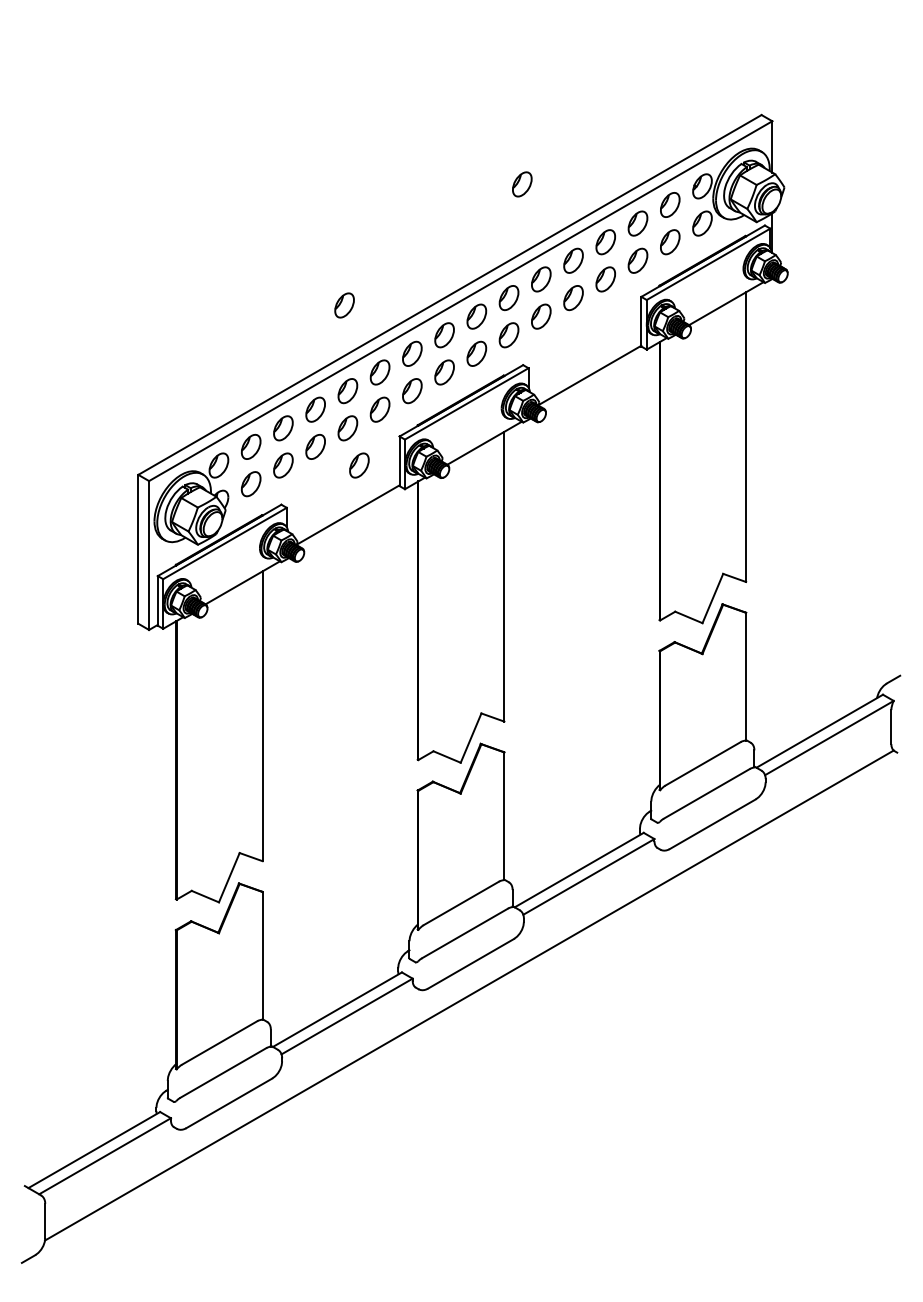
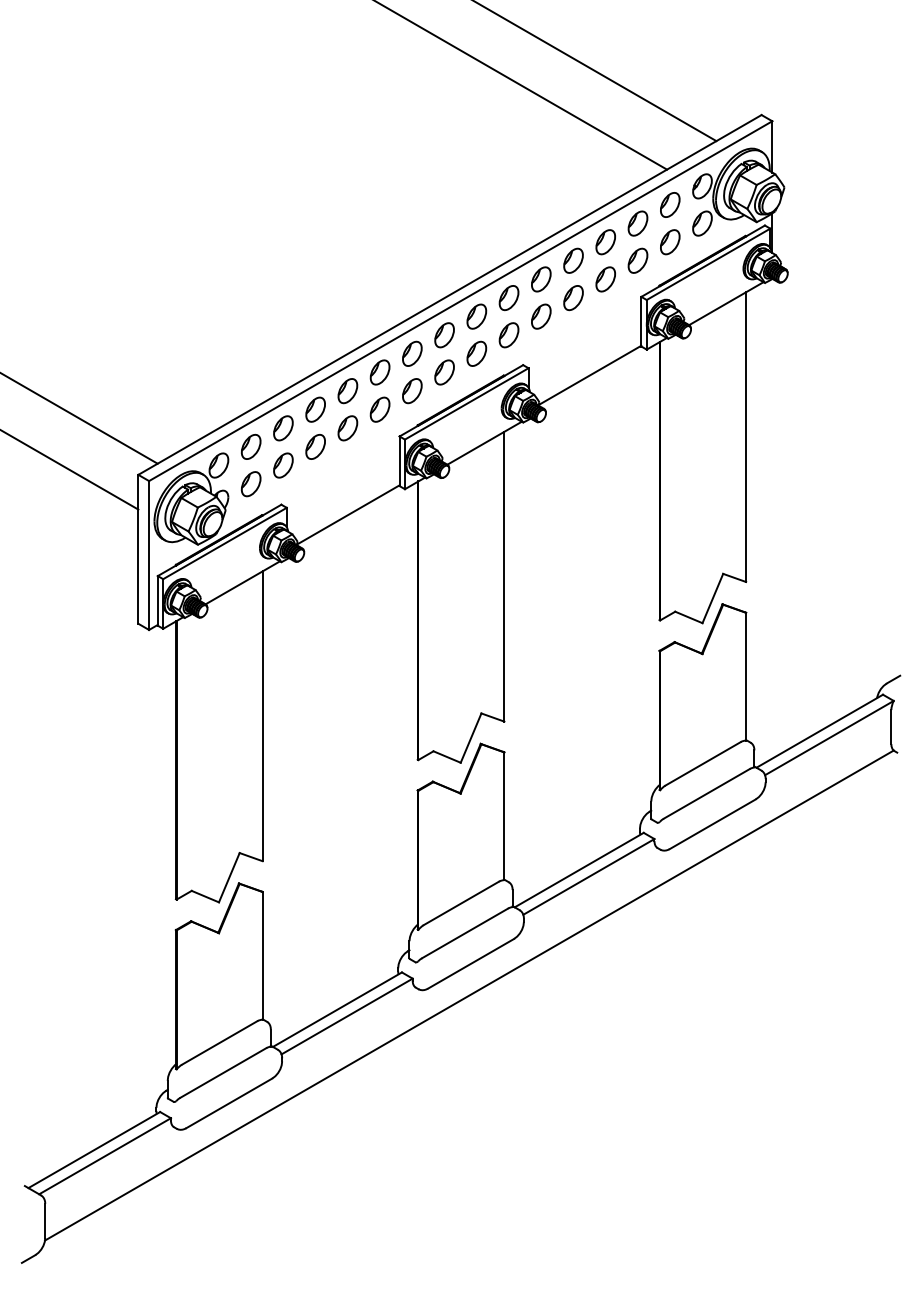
line: none -> present (596, 71)
line: none -> present (521, 85)
part: present -> none (522, 184)
part: present -> none (344, 305)
line: none -> present (79, 418)
part: present -> none (359, 465)
line: none -> present (70, 469)
